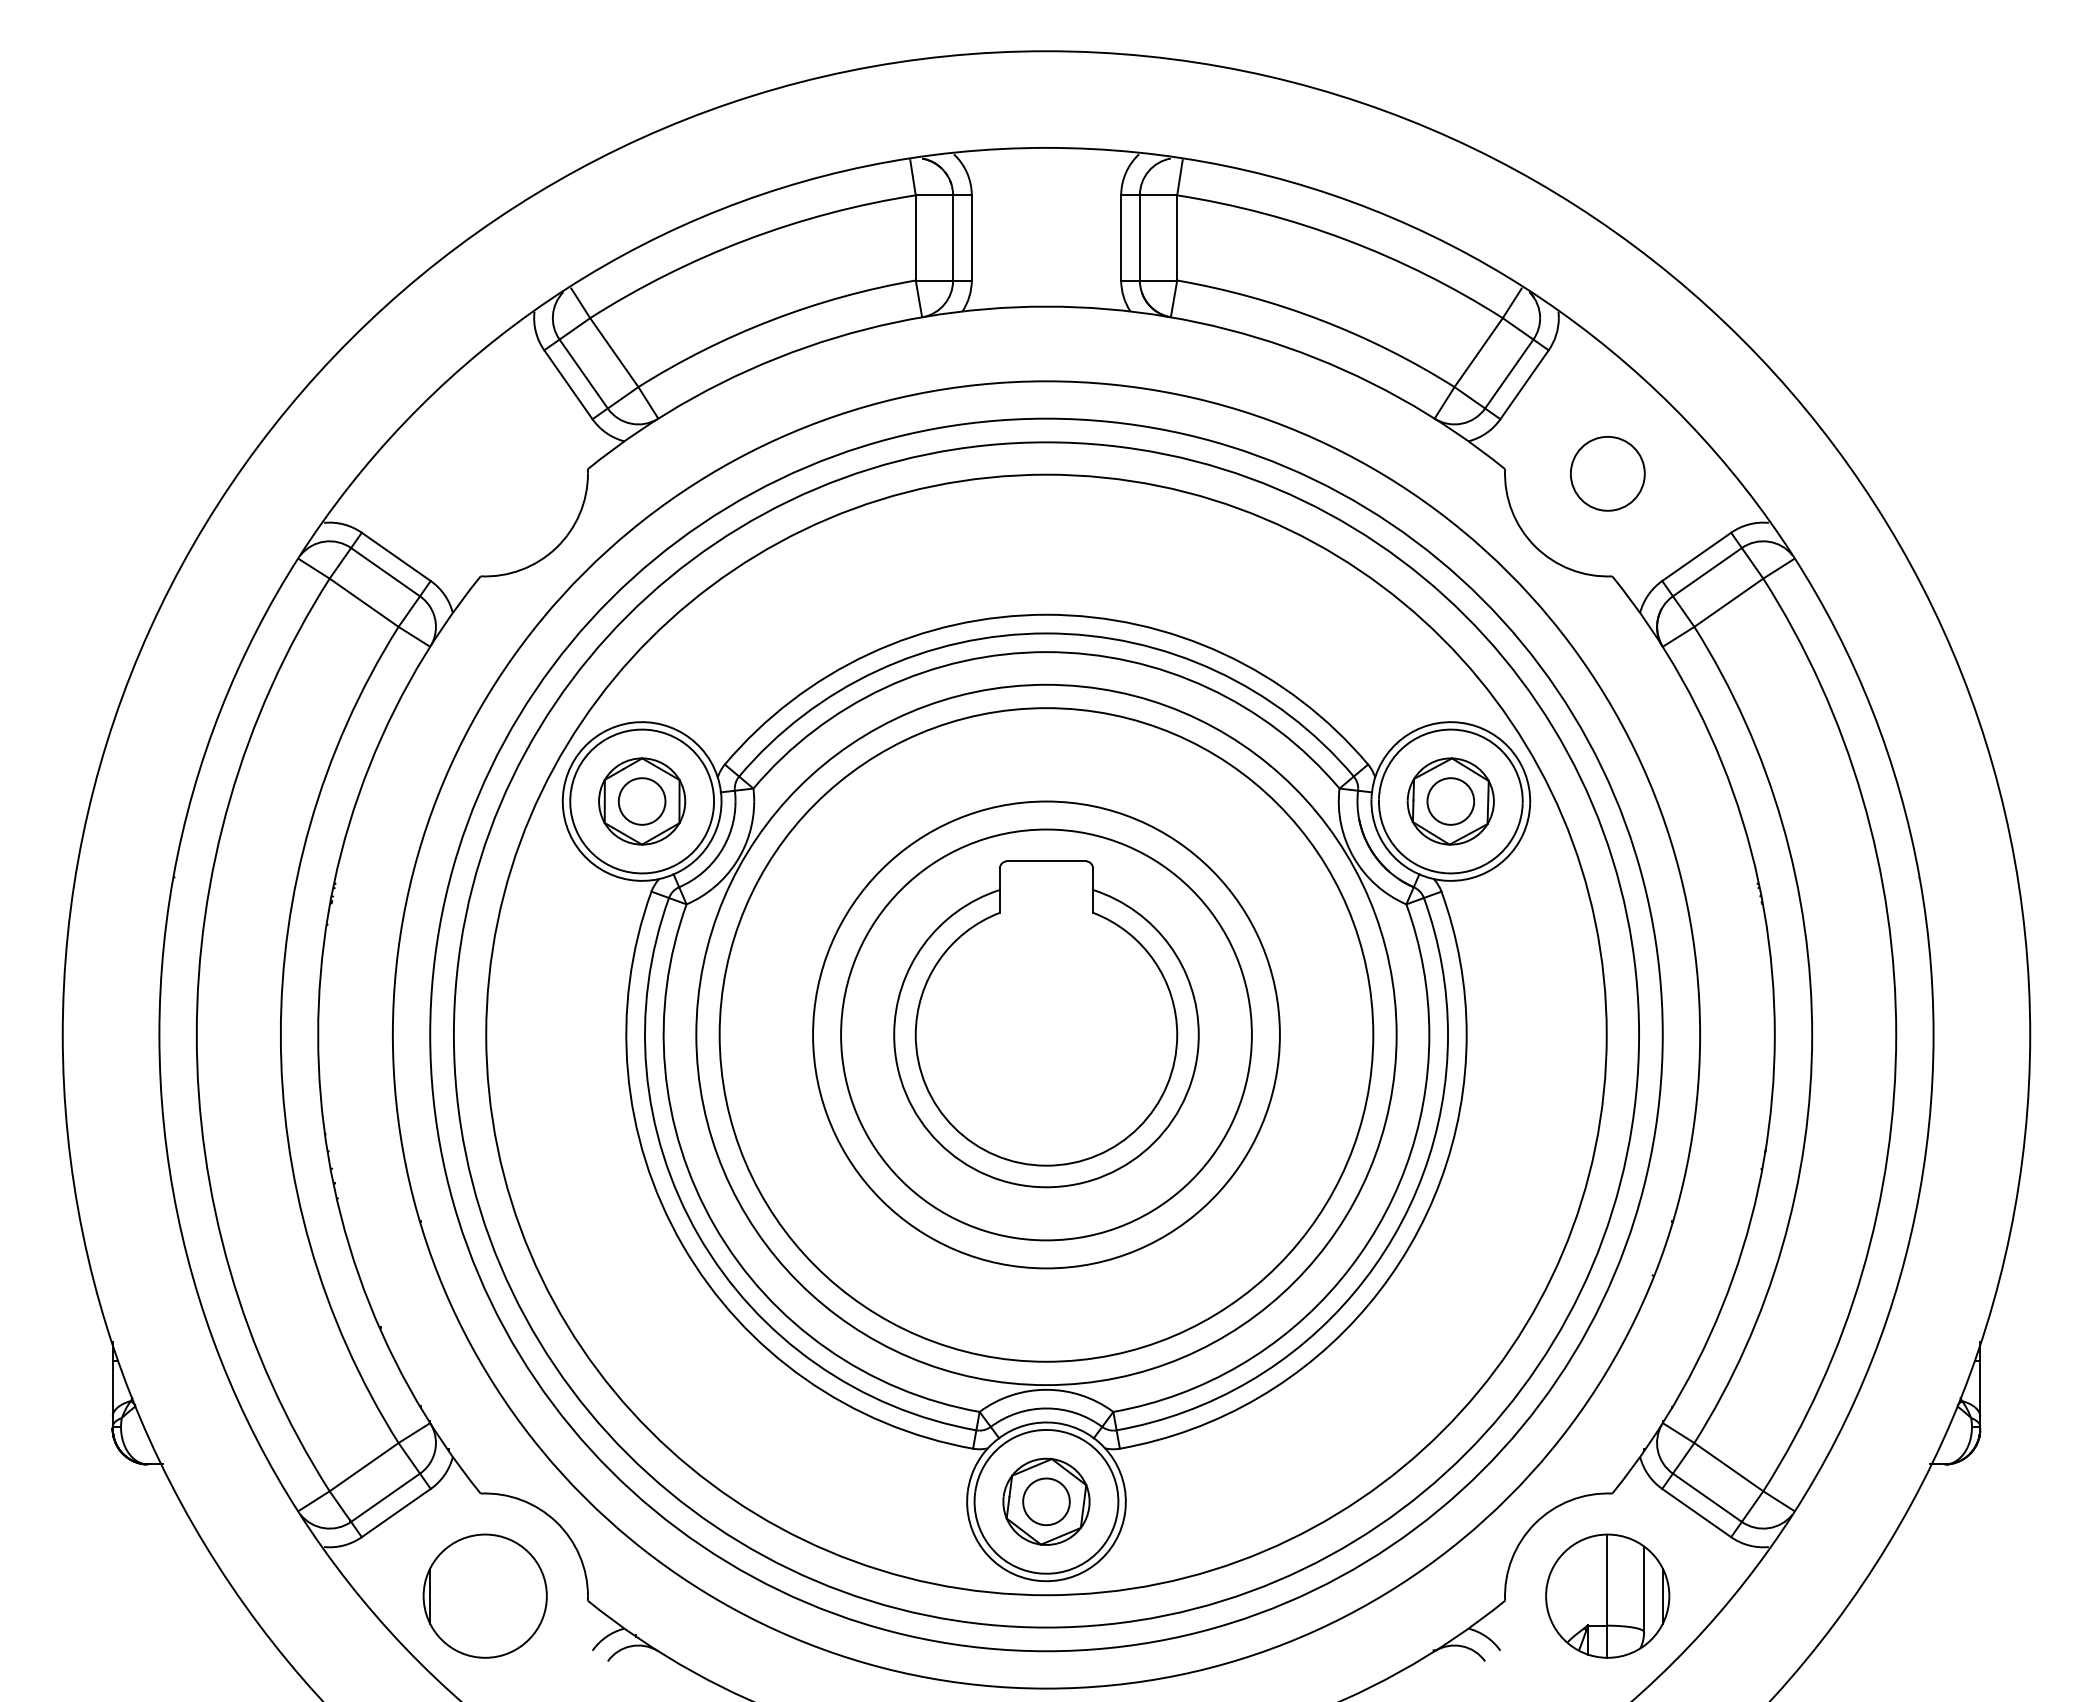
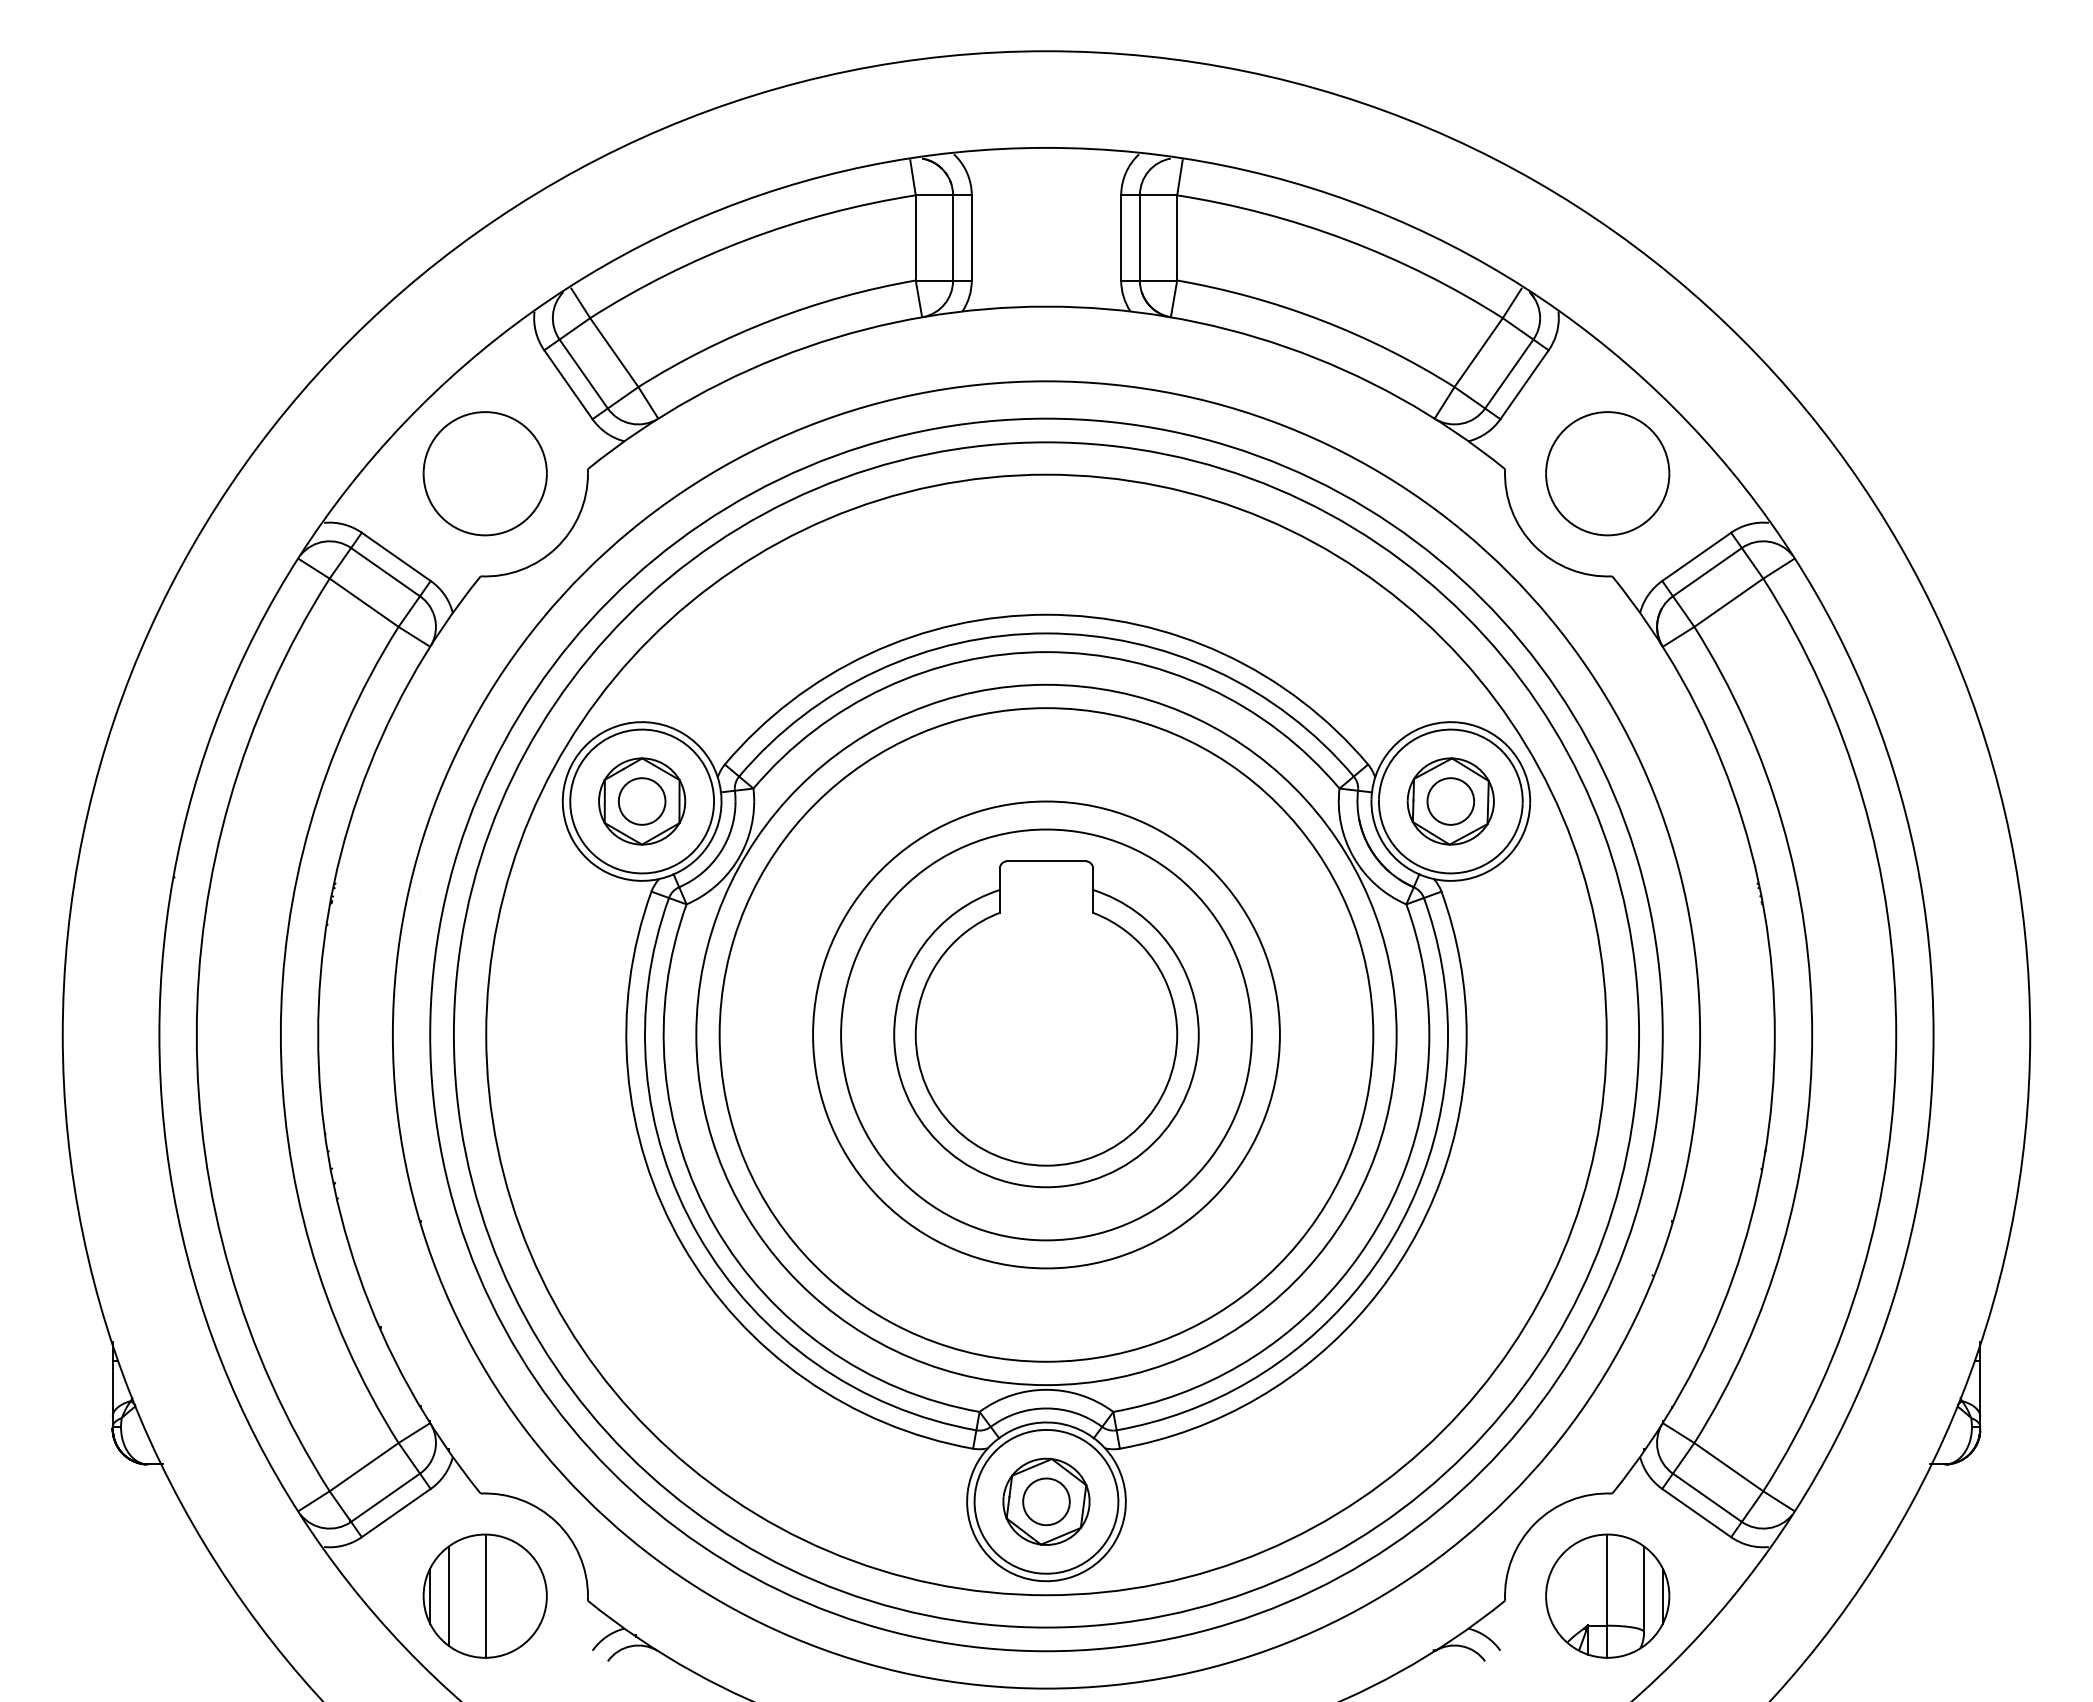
part: none -> present (484, 473)
part size: 76x76 px -> 126x126 px (1607, 473)
line: none -> present (448, 1595)
line: none -> present (486, 1595)
